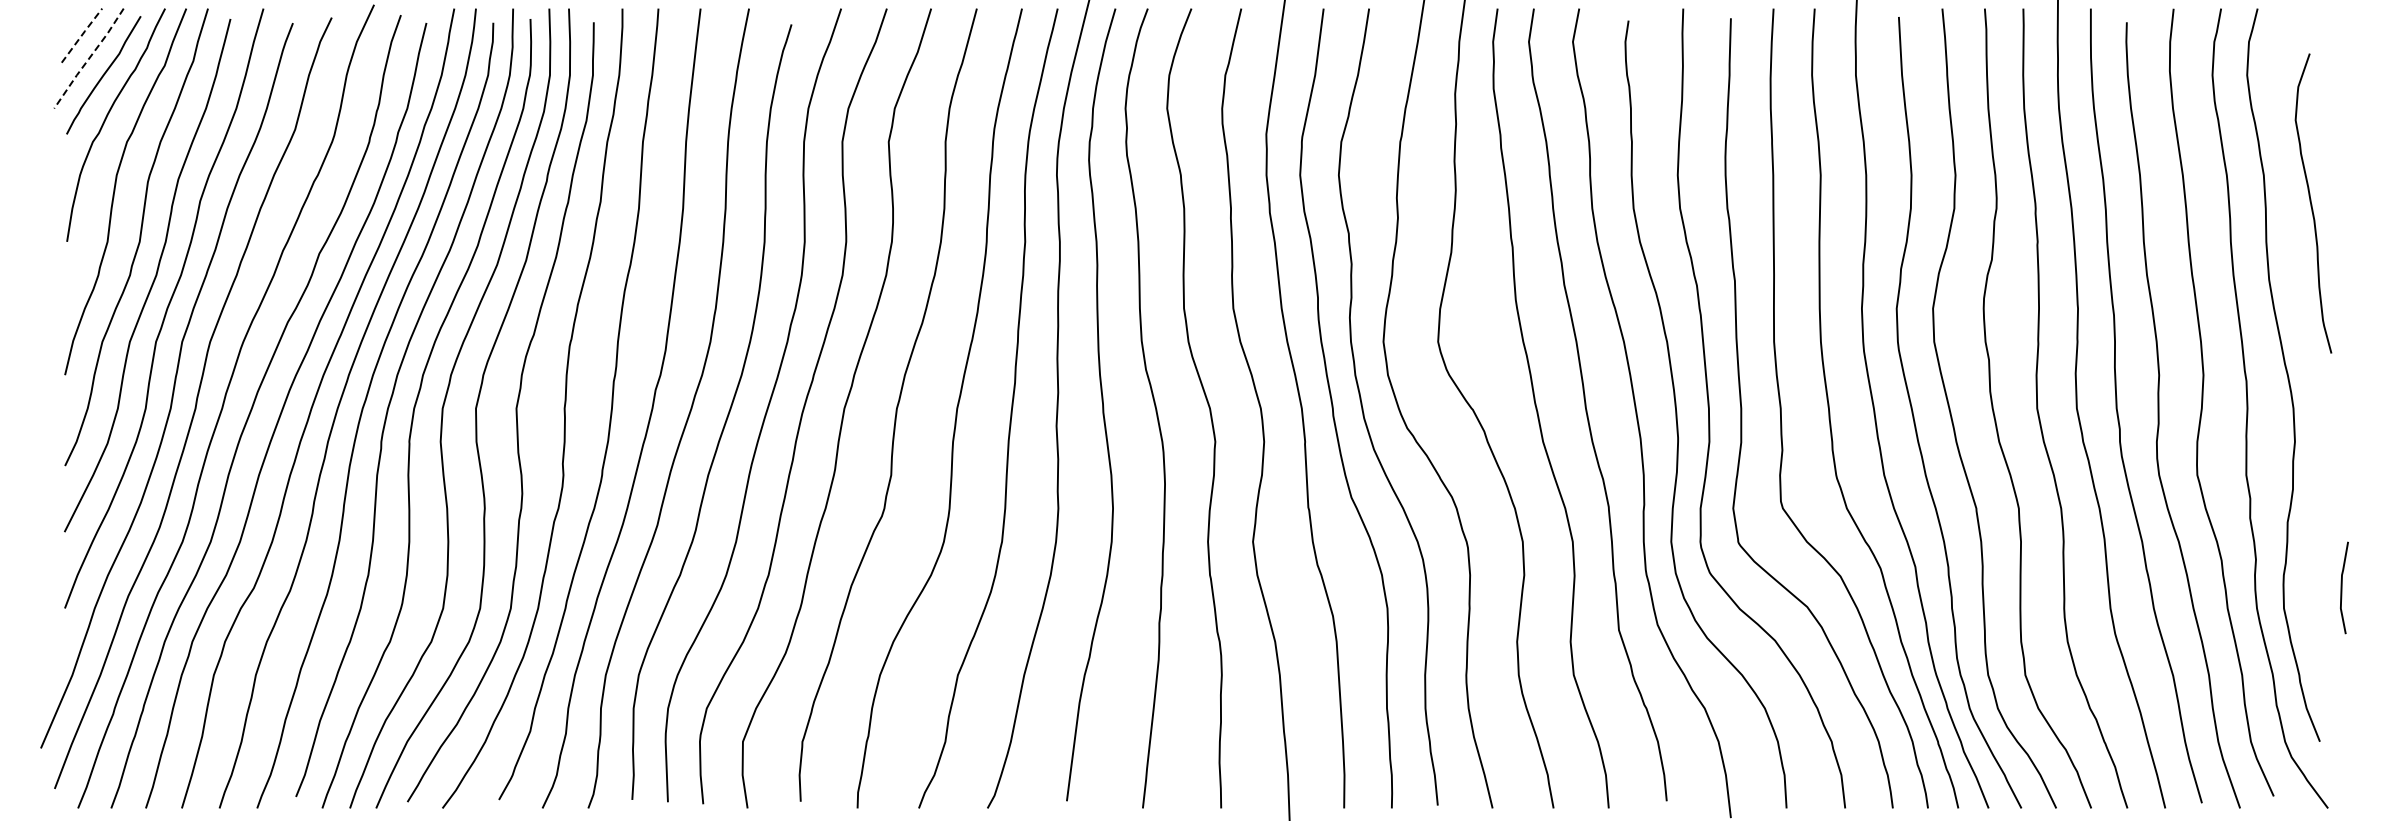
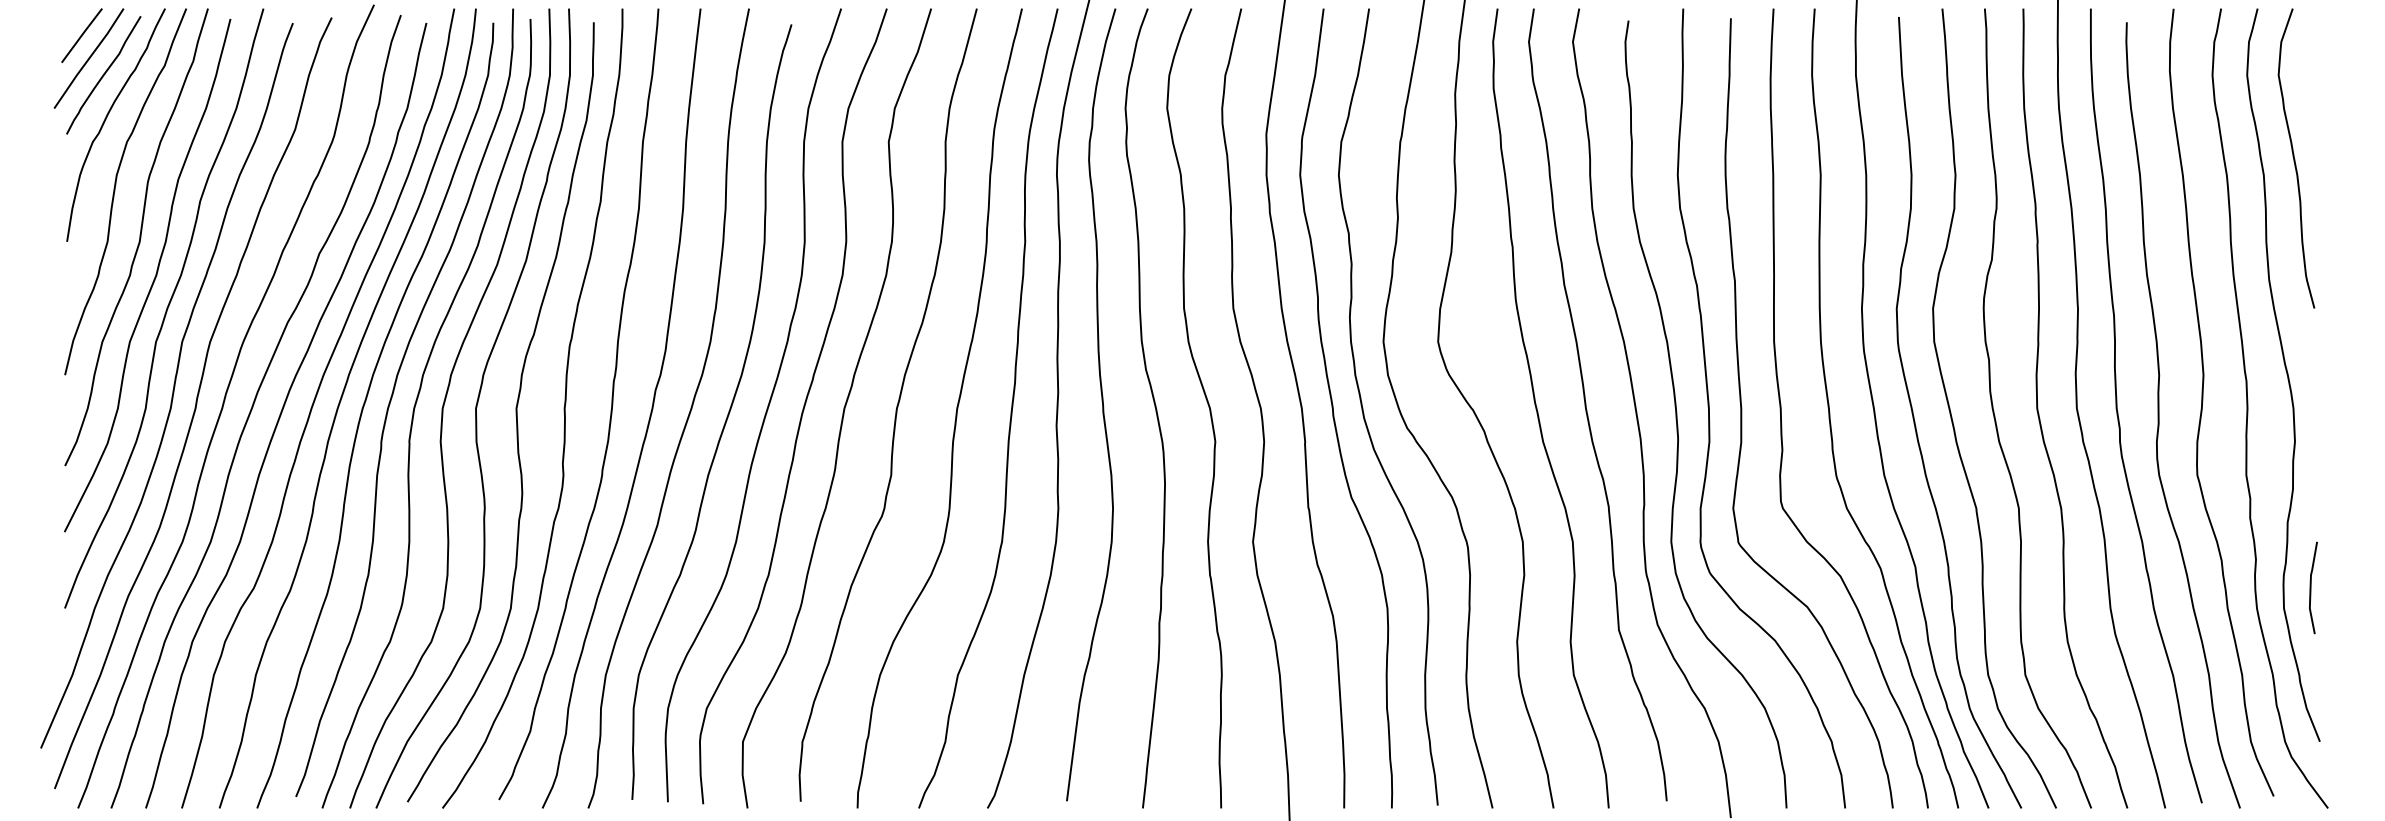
line: dashed -> solid (82, 35)
line: dashed -> solid (88, 59)
curve position: (2312, 204) -> (2295, 159) (2295, 159)
line position: (2342, 587) -> (2311, 587) (2311, 587)
